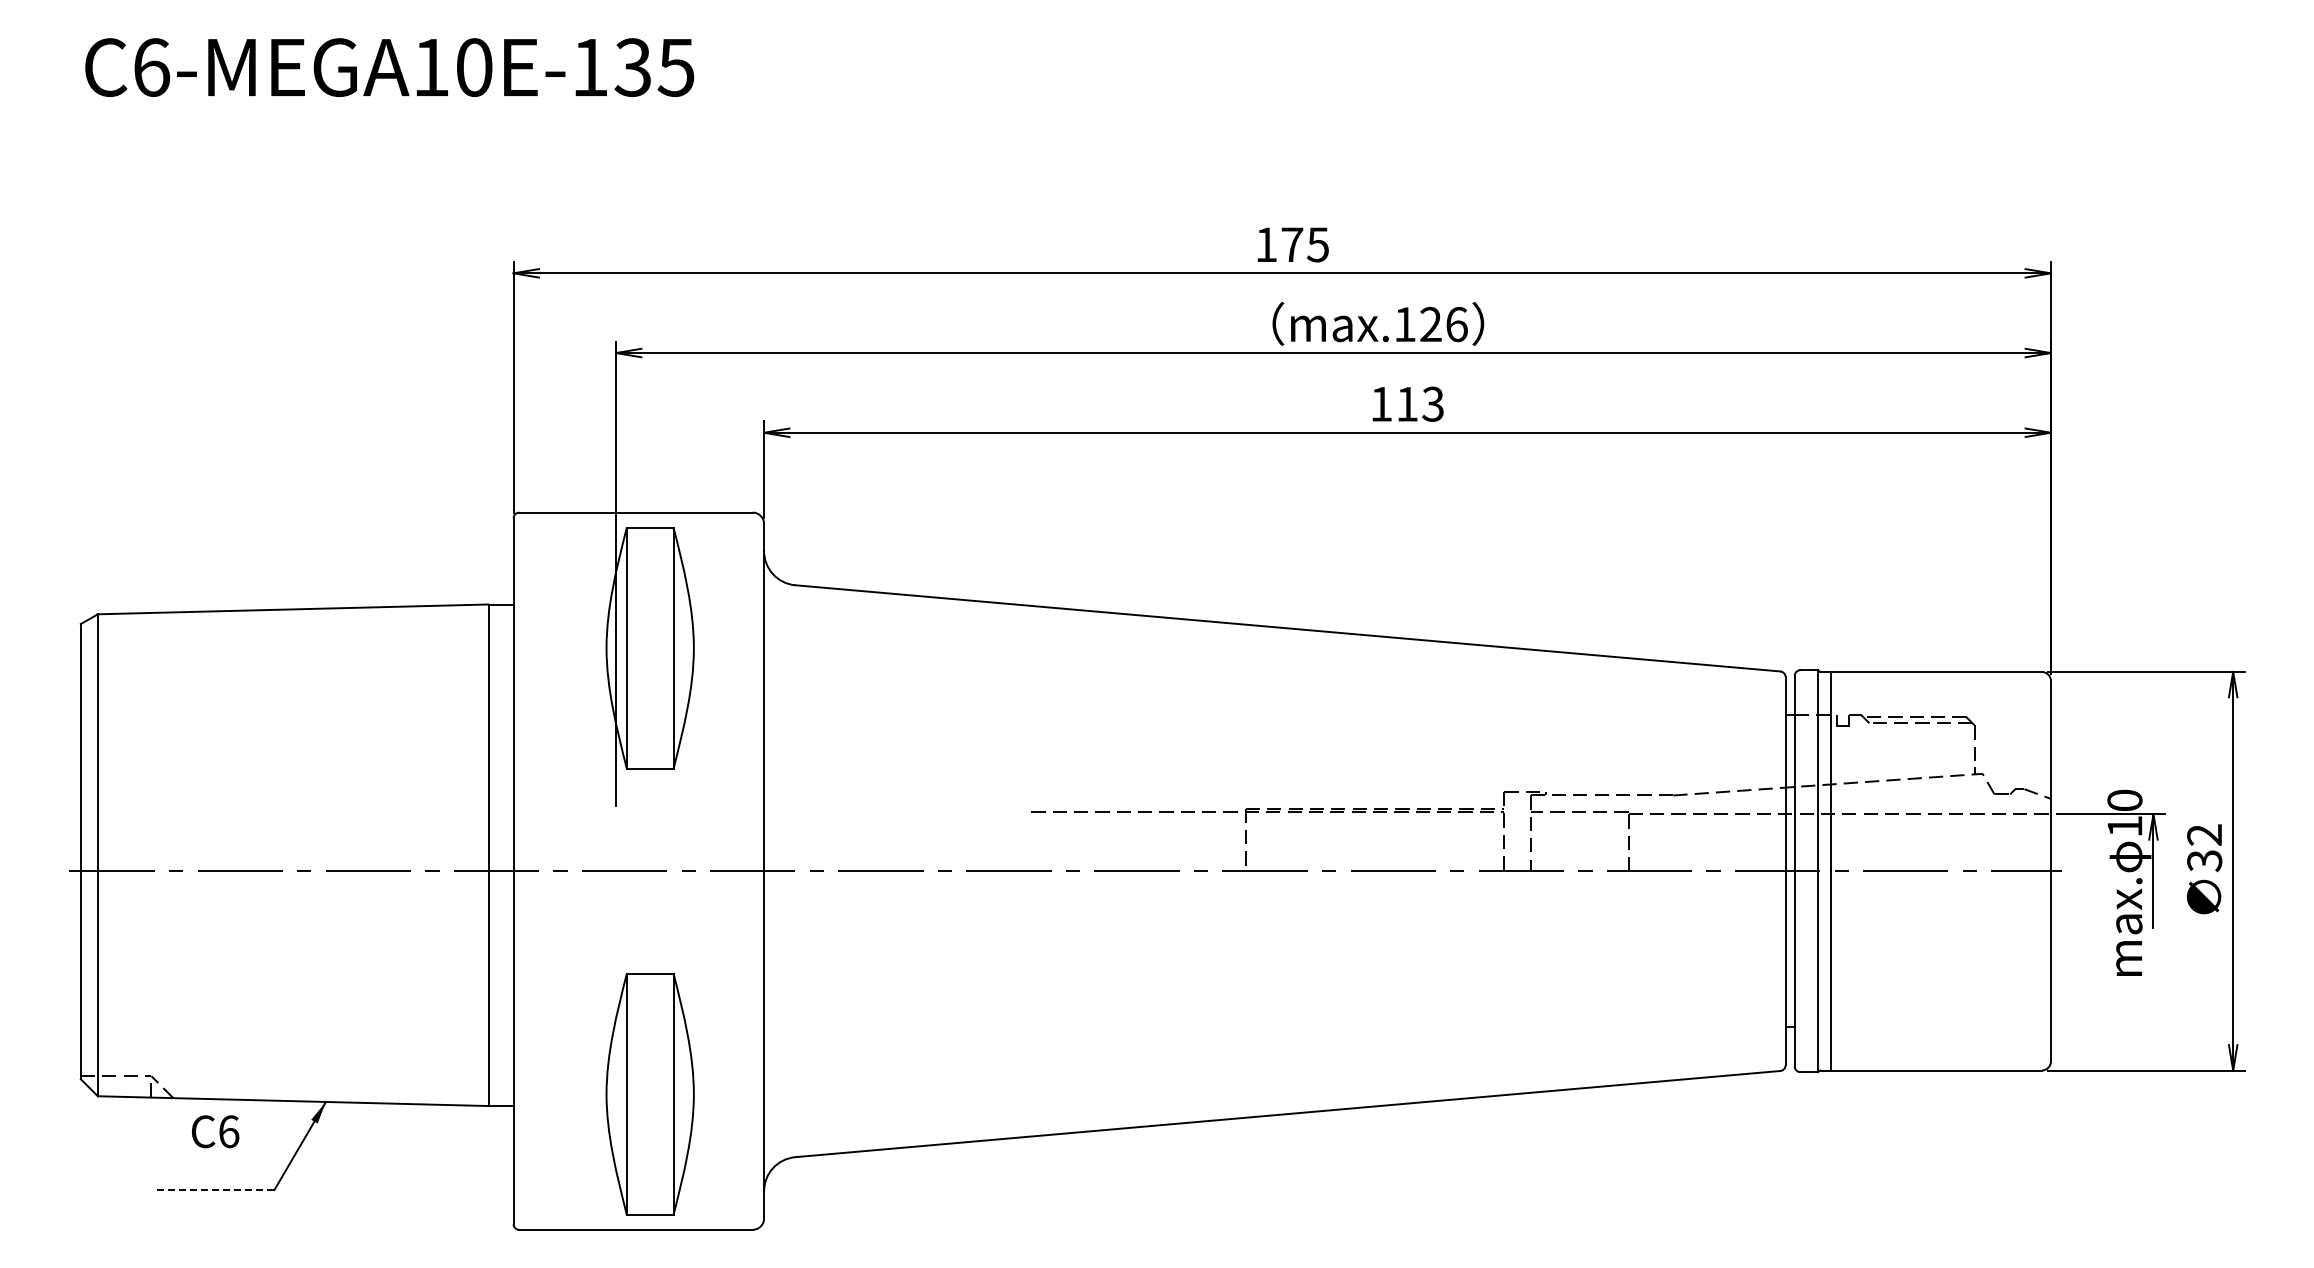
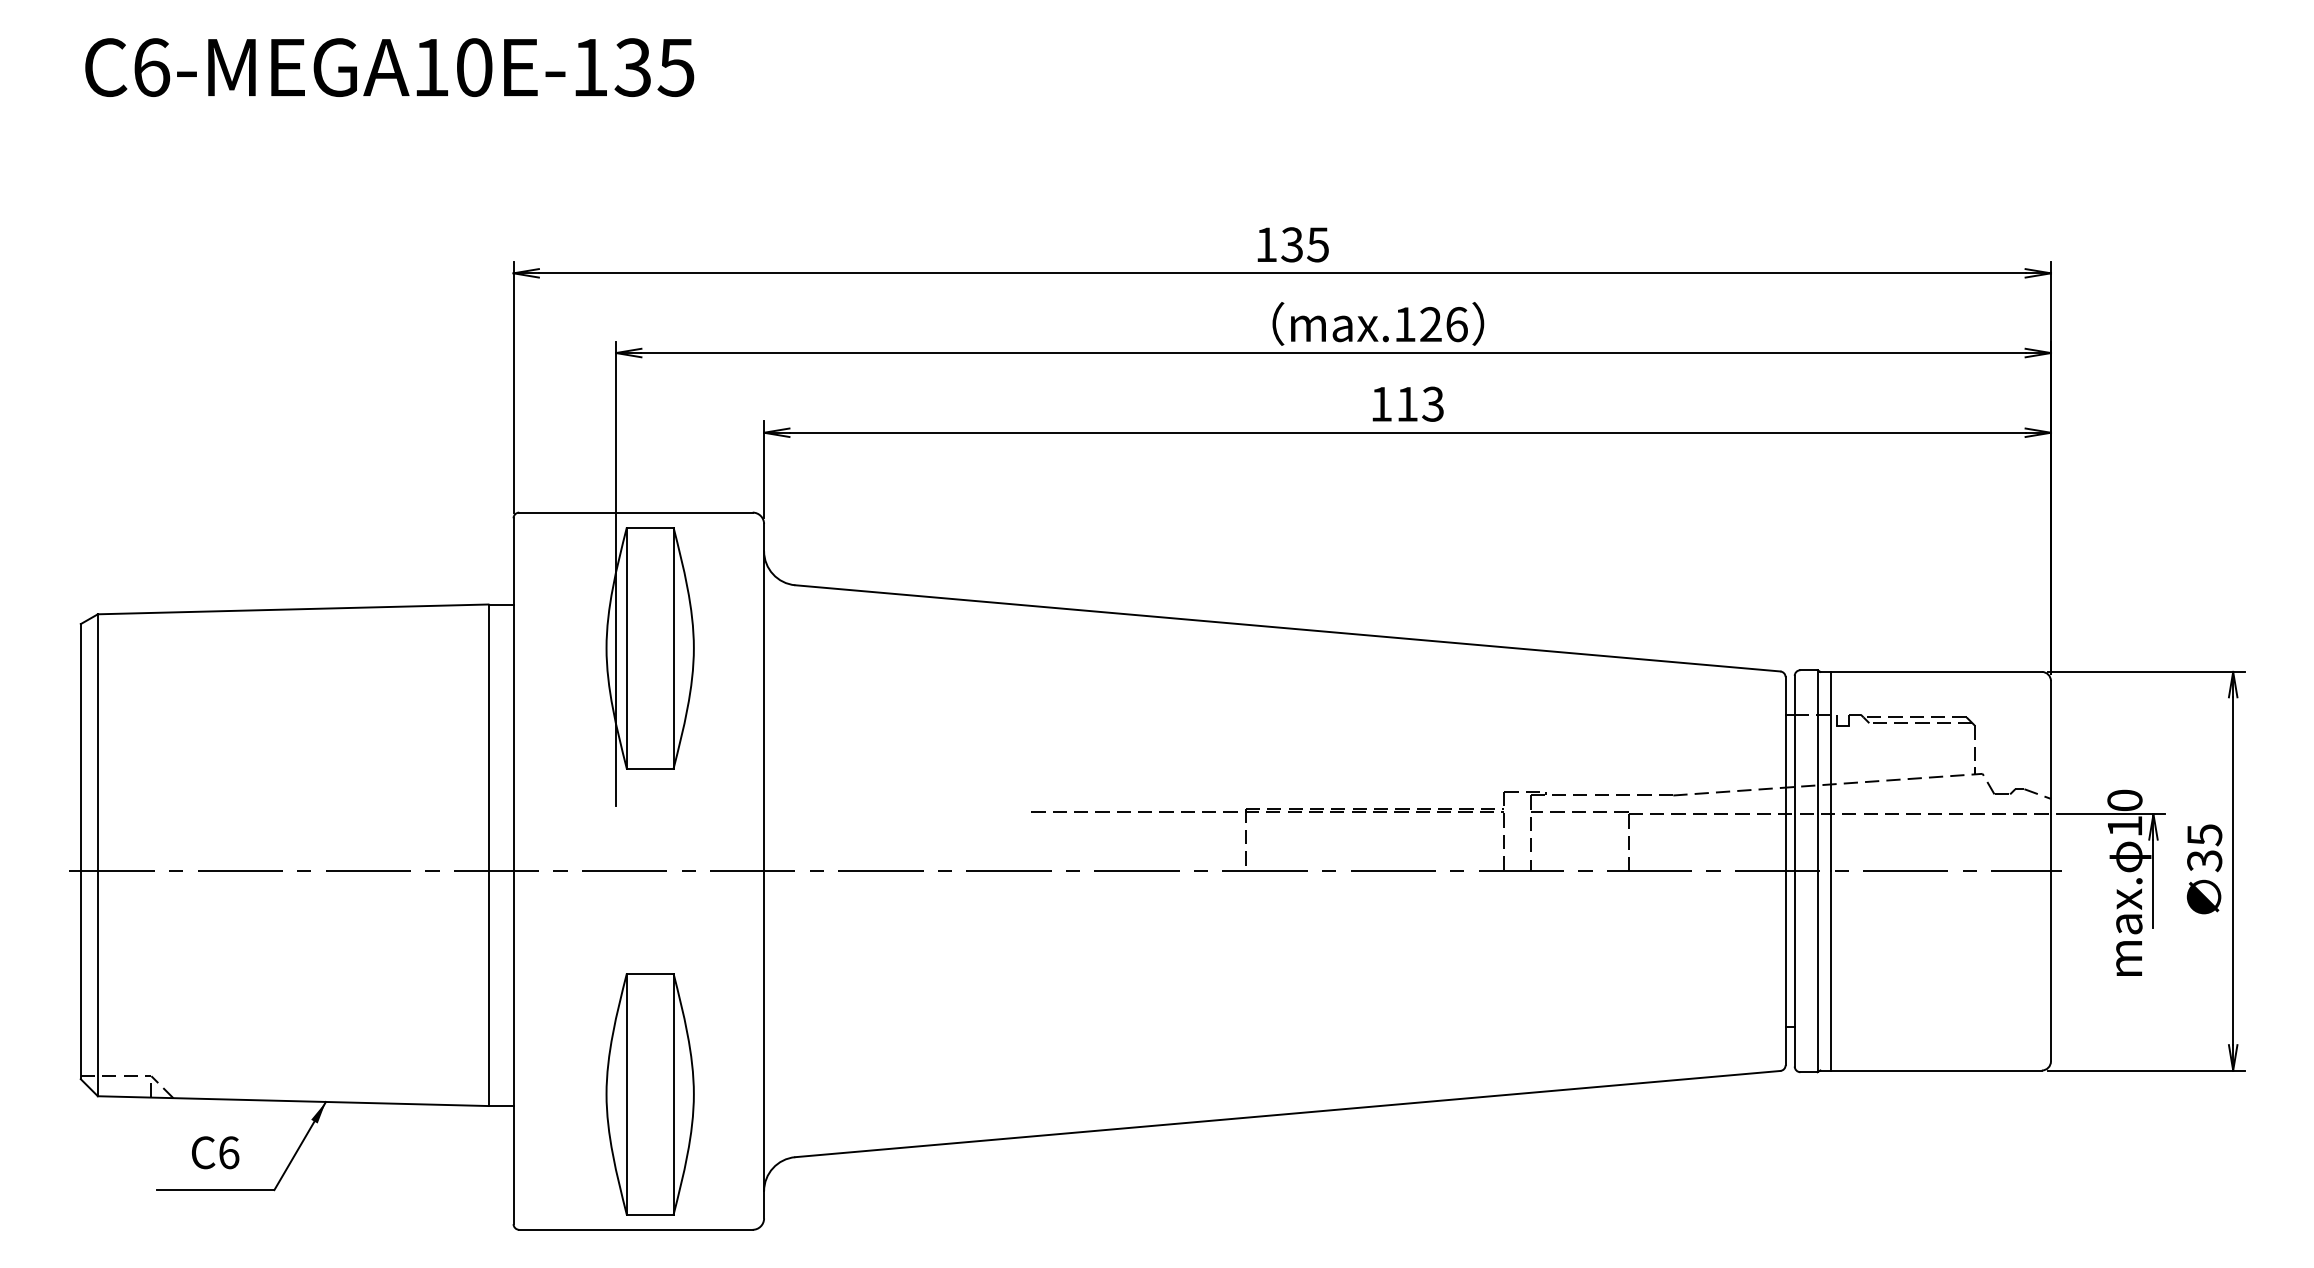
text: 175 -> 135 (1292, 244)
text: 32 -> 35 (2204, 835)
text position: (215, 1131) -> (215, 1152) (215, 1152)
line: dashed -> solid (215, 1190)
